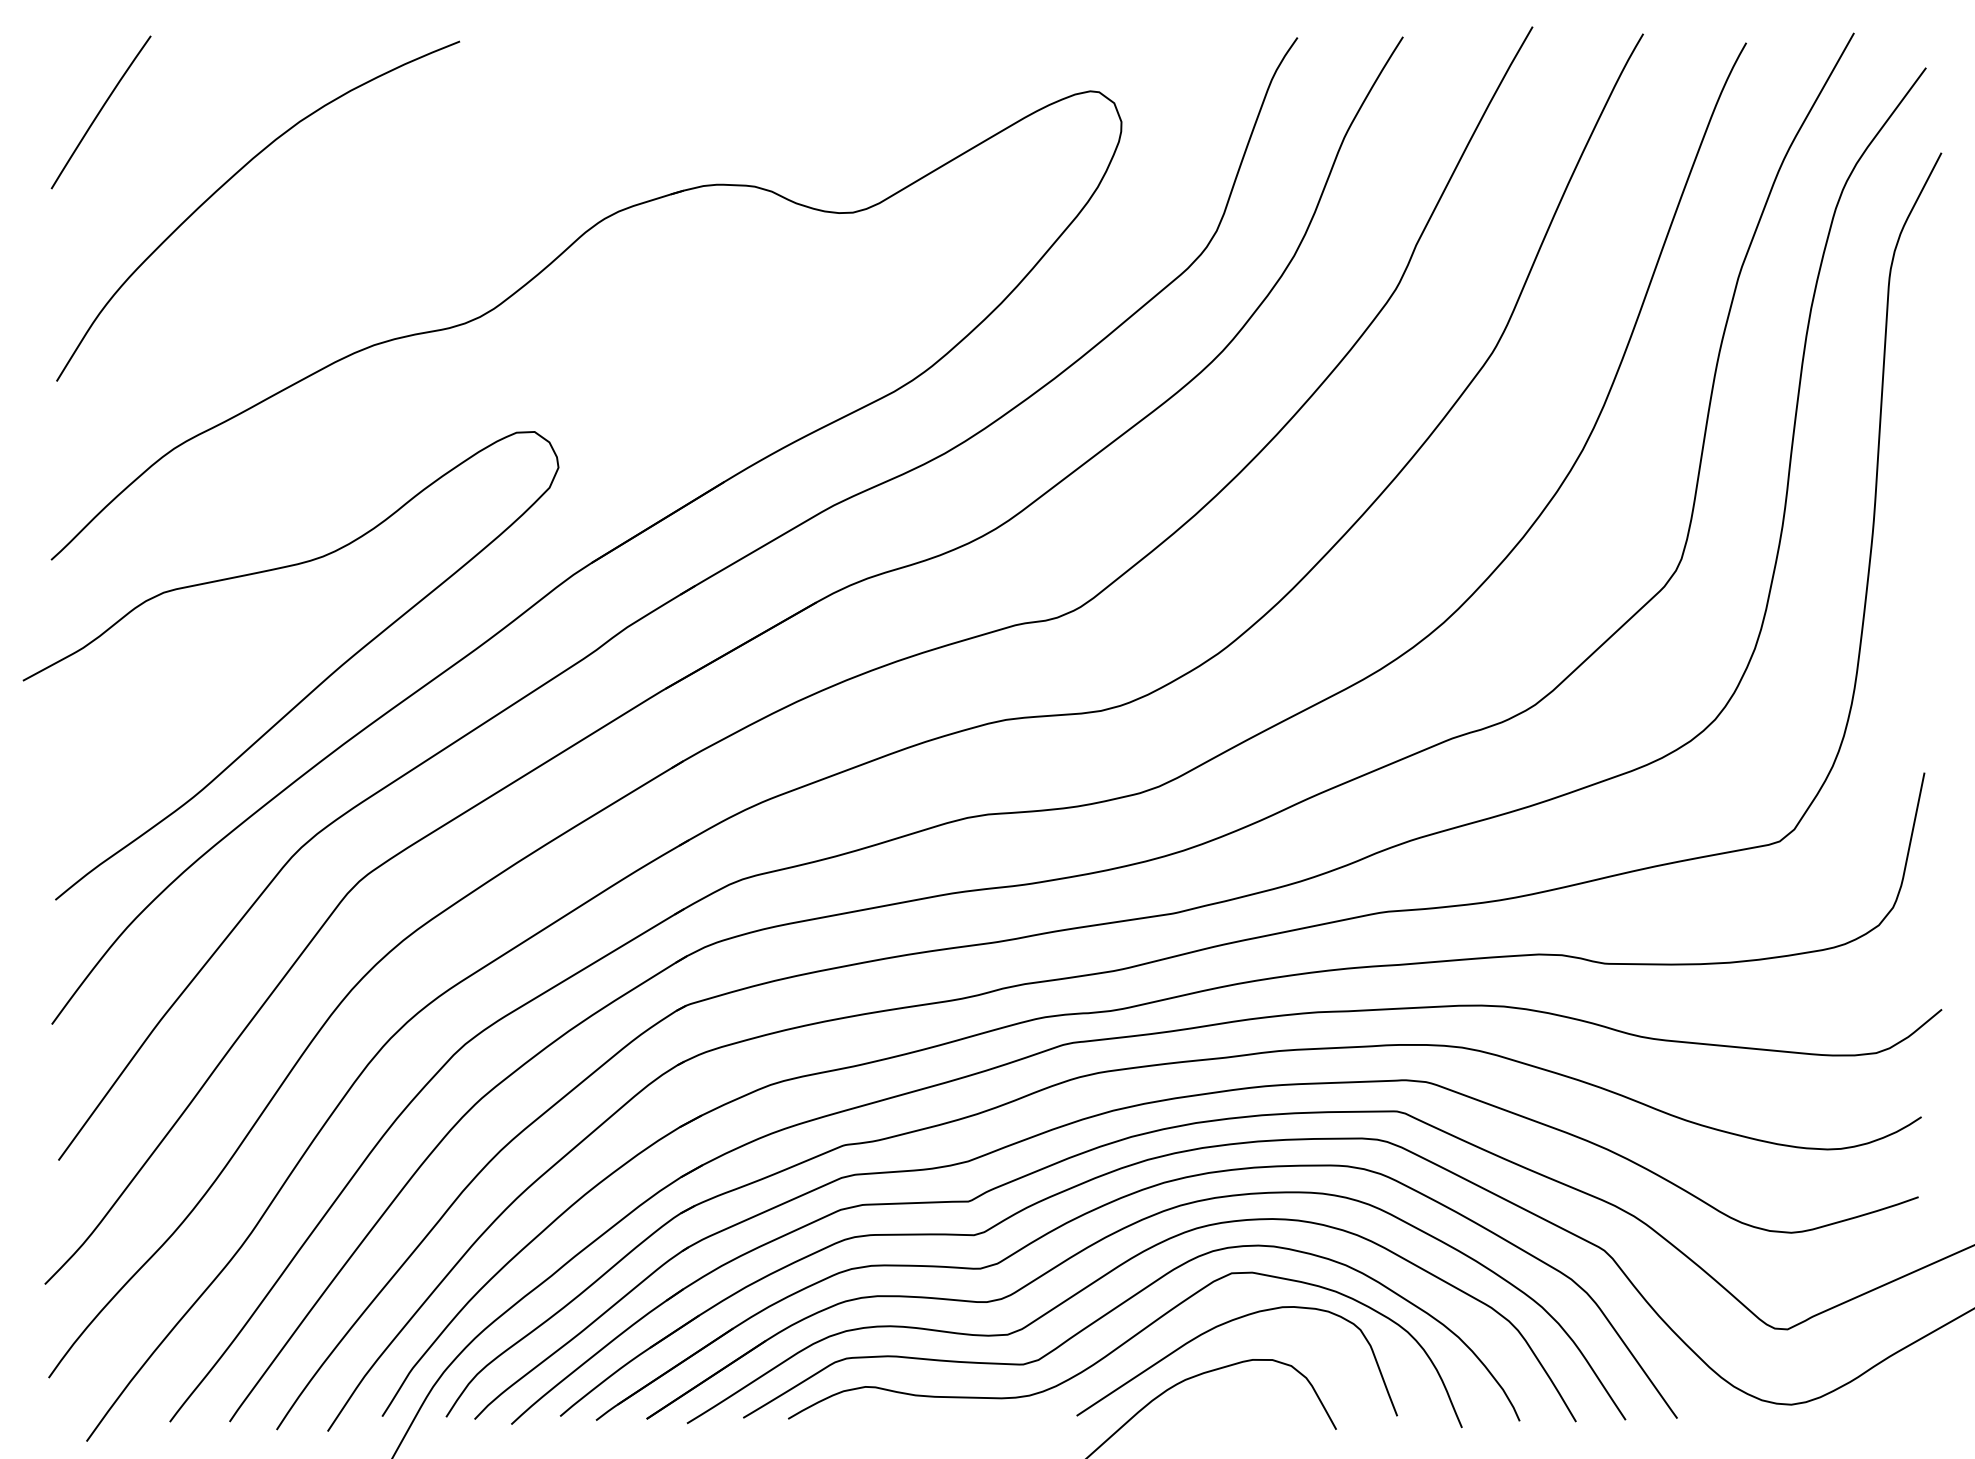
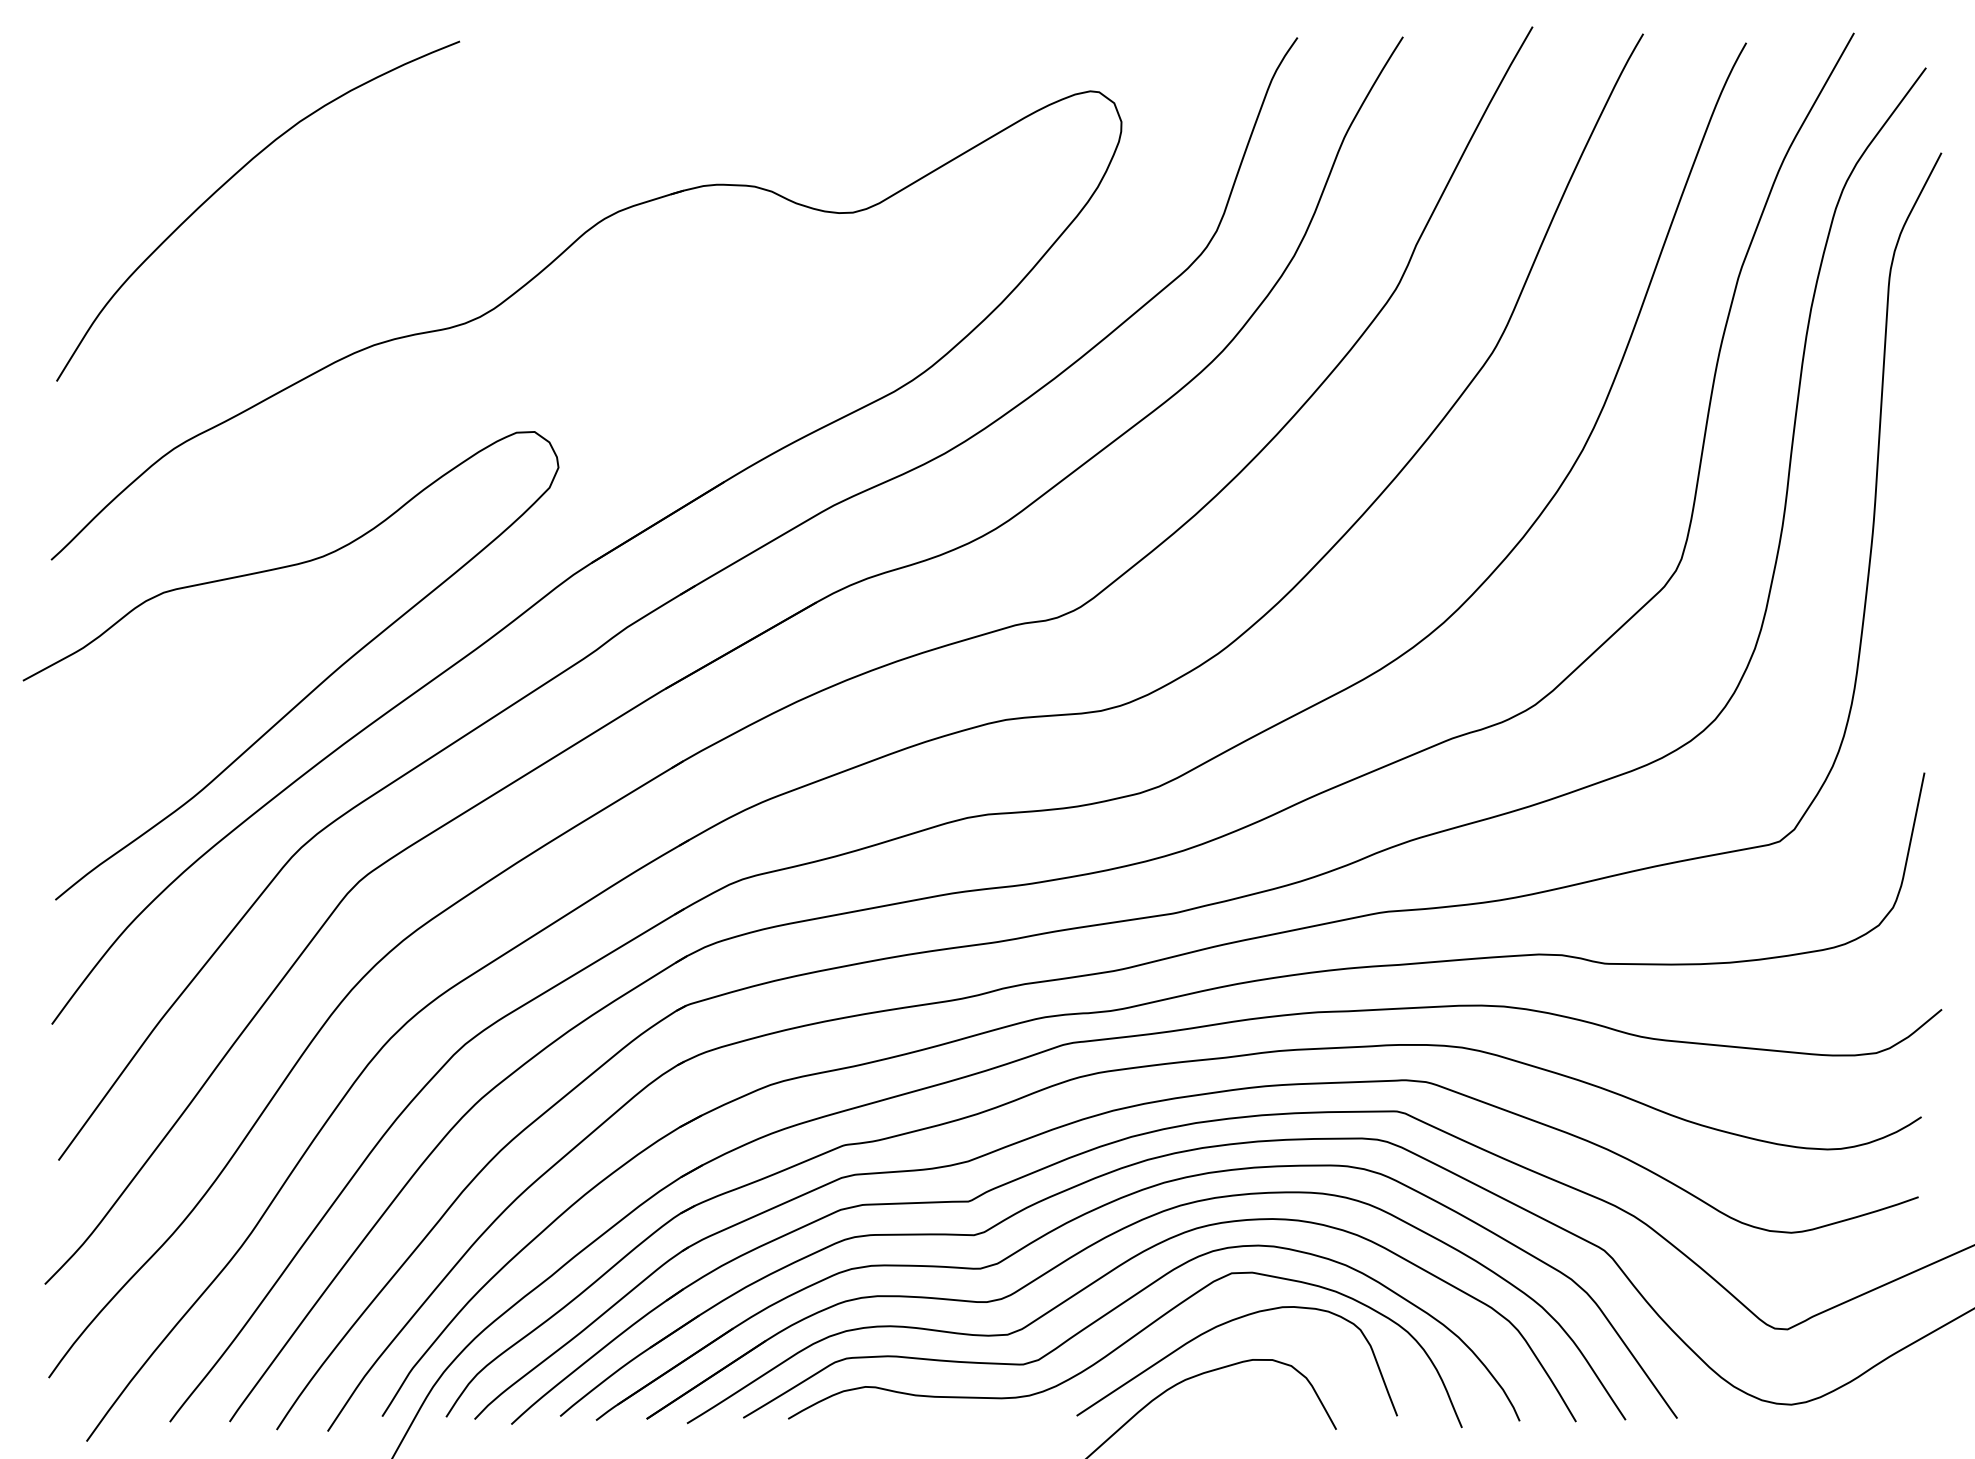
curve: present -> none (100, 112)
